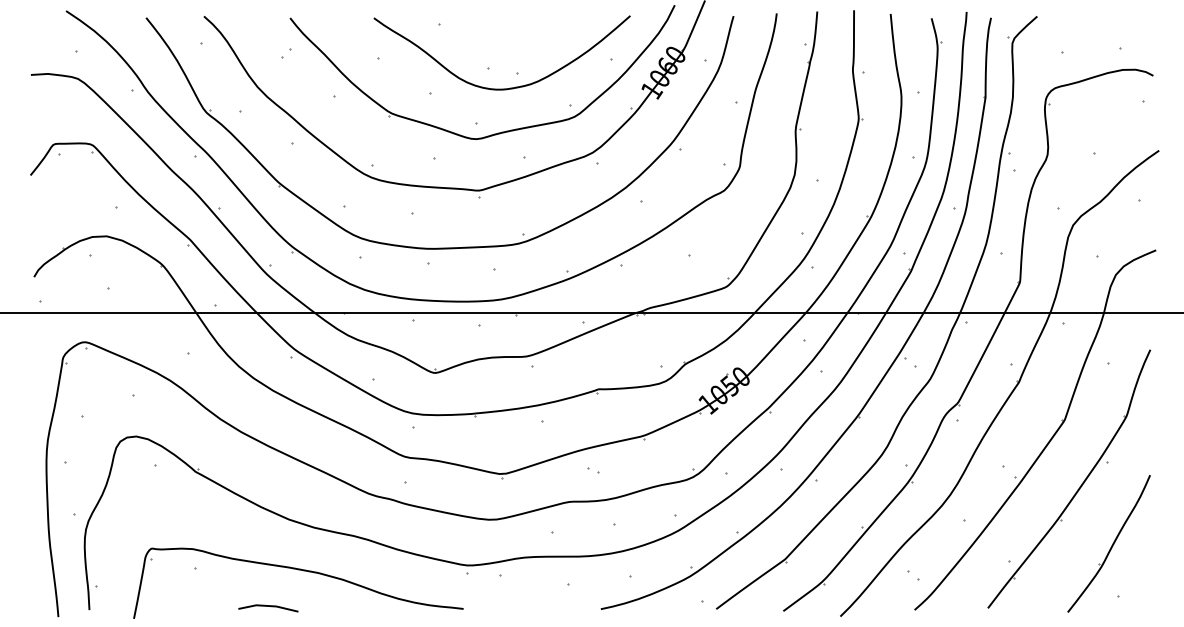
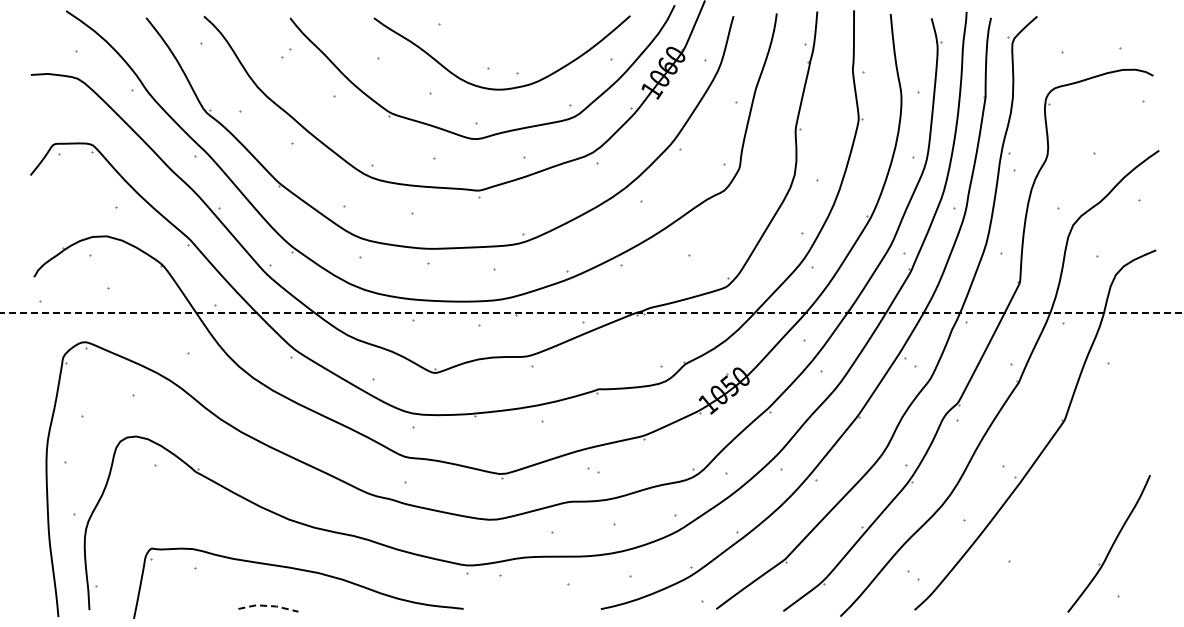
line: solid -> dashed (591, 313)
part: present -> none (1079, 486)
line: solid -> dashed (268, 606)
